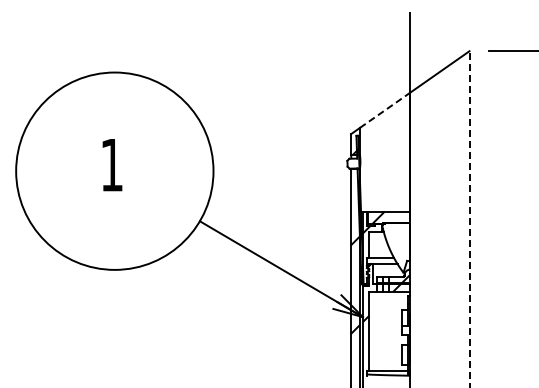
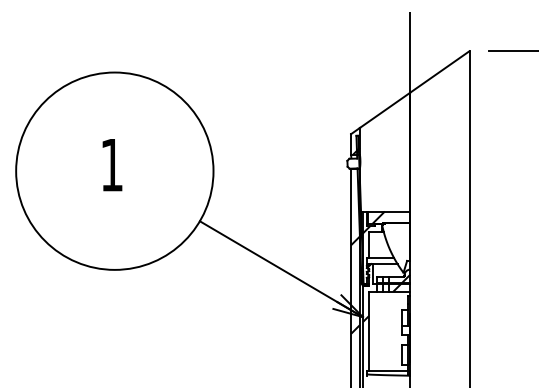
line: dashed -> solid (385, 110)
line: dashed -> solid (469, 219)
